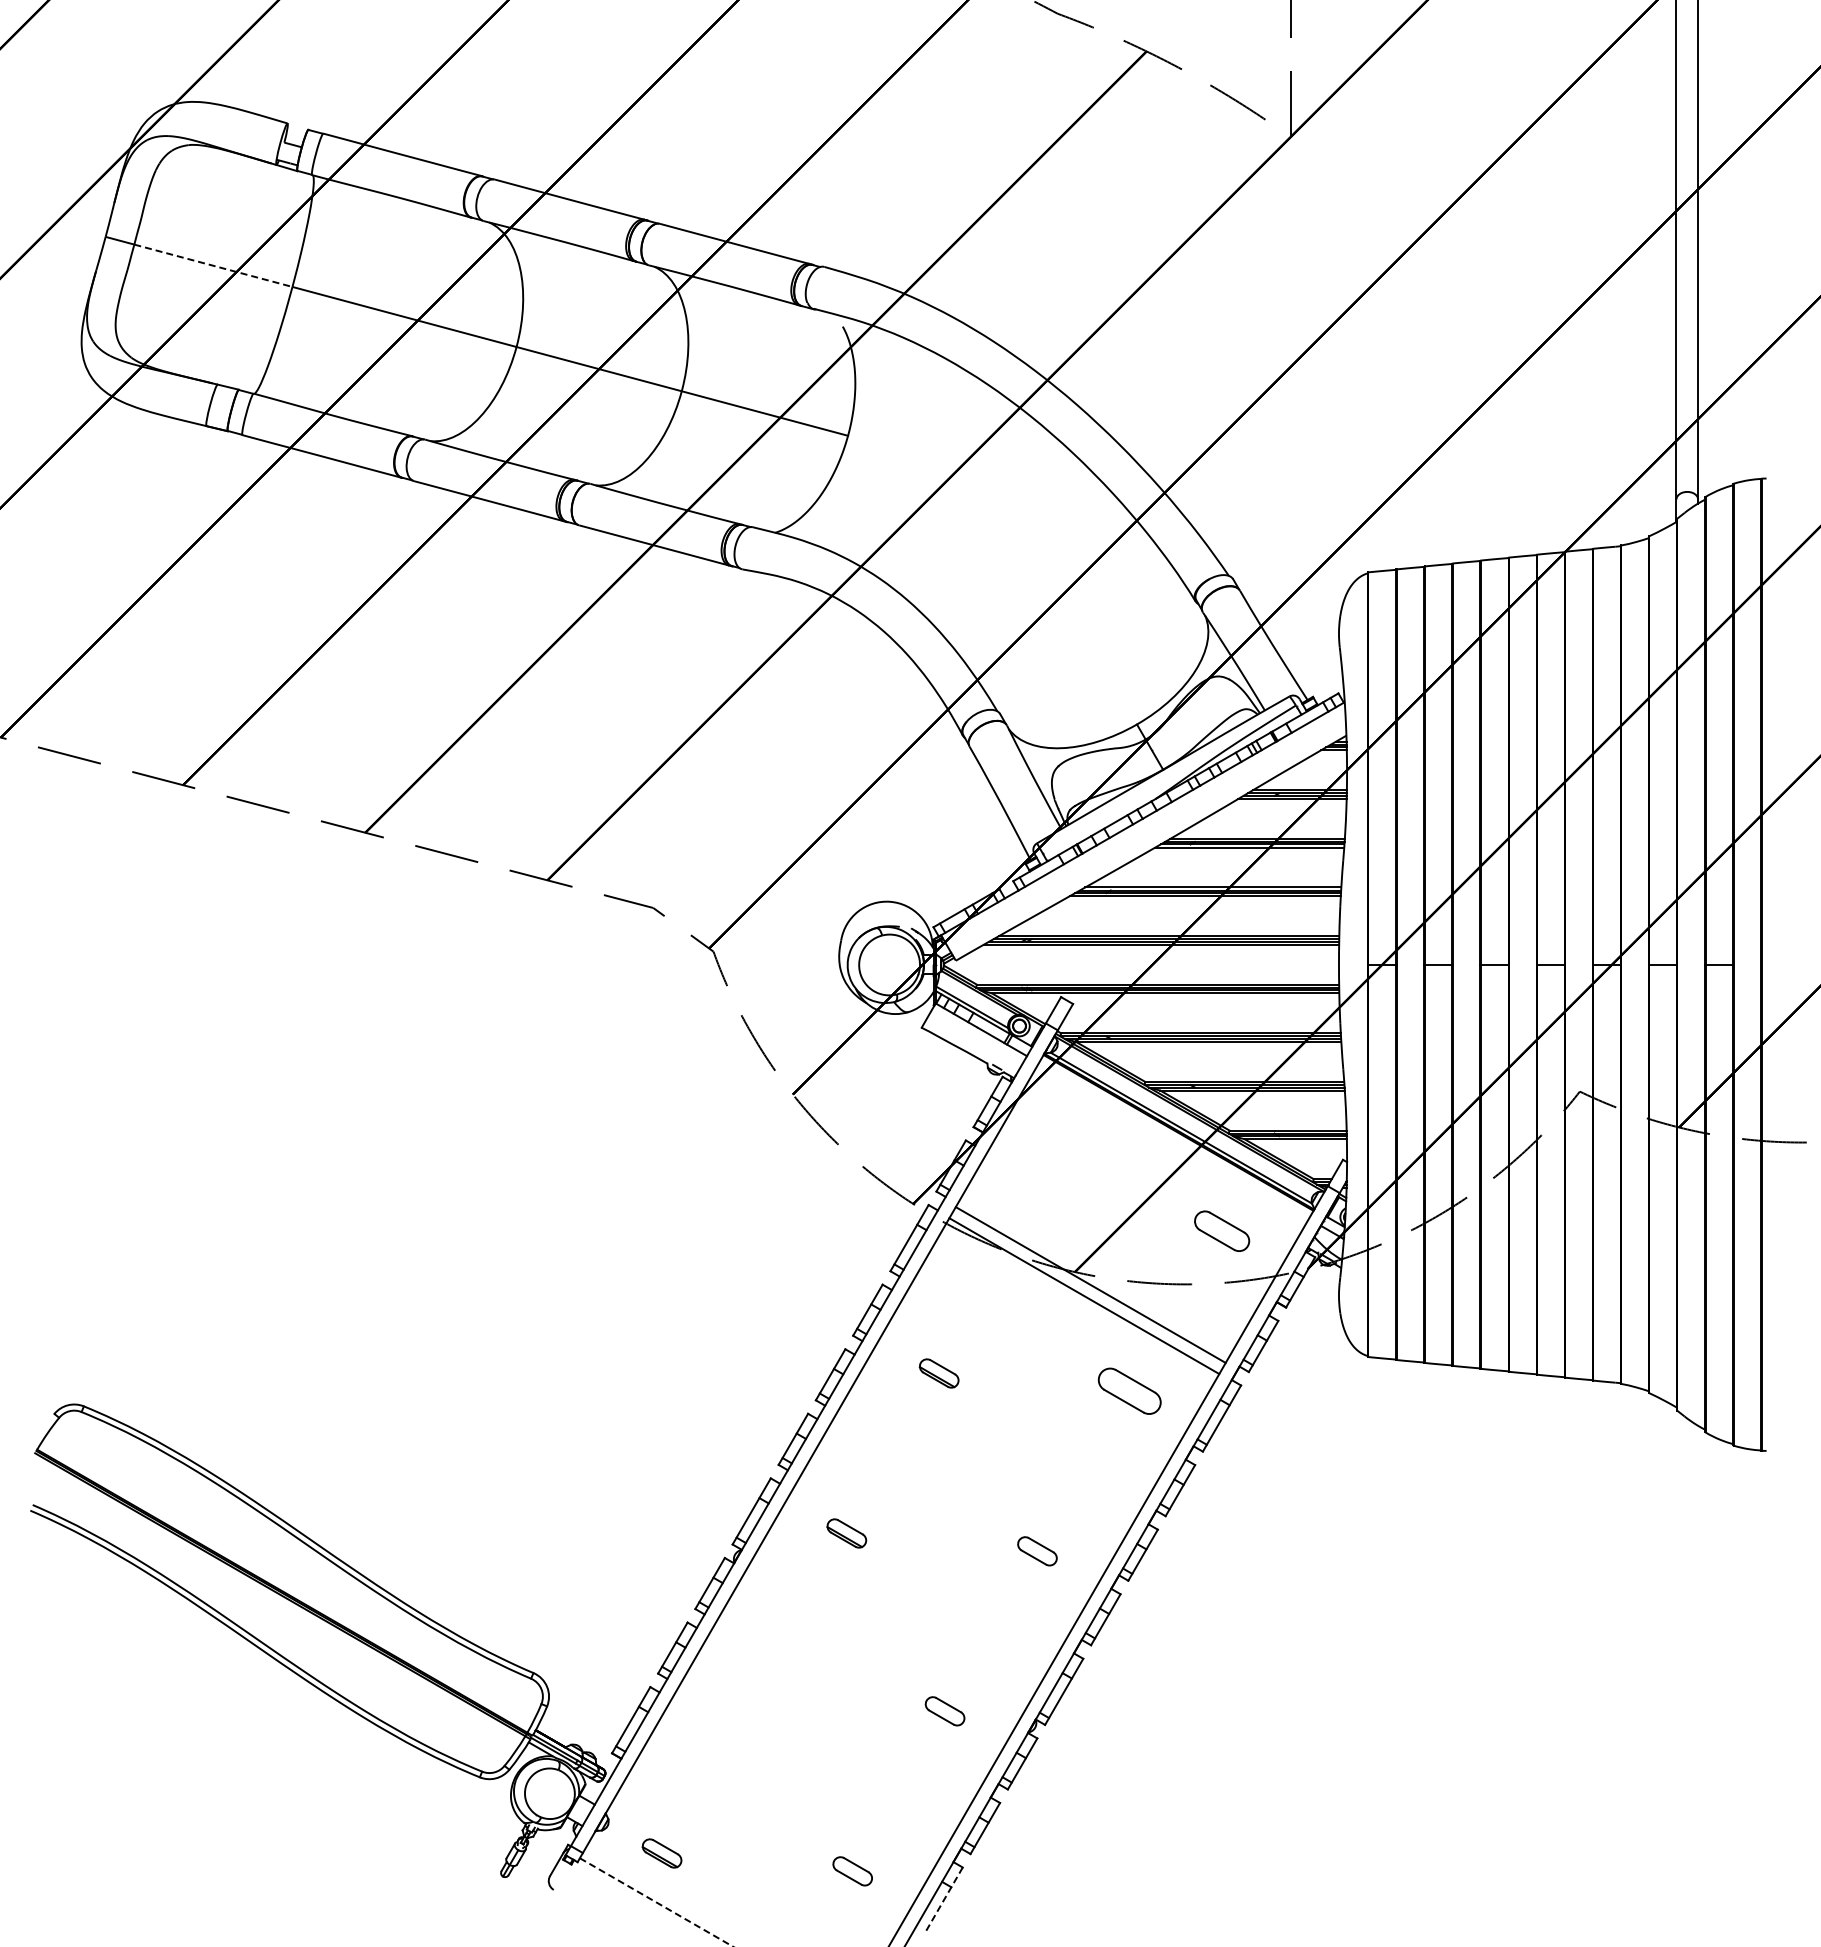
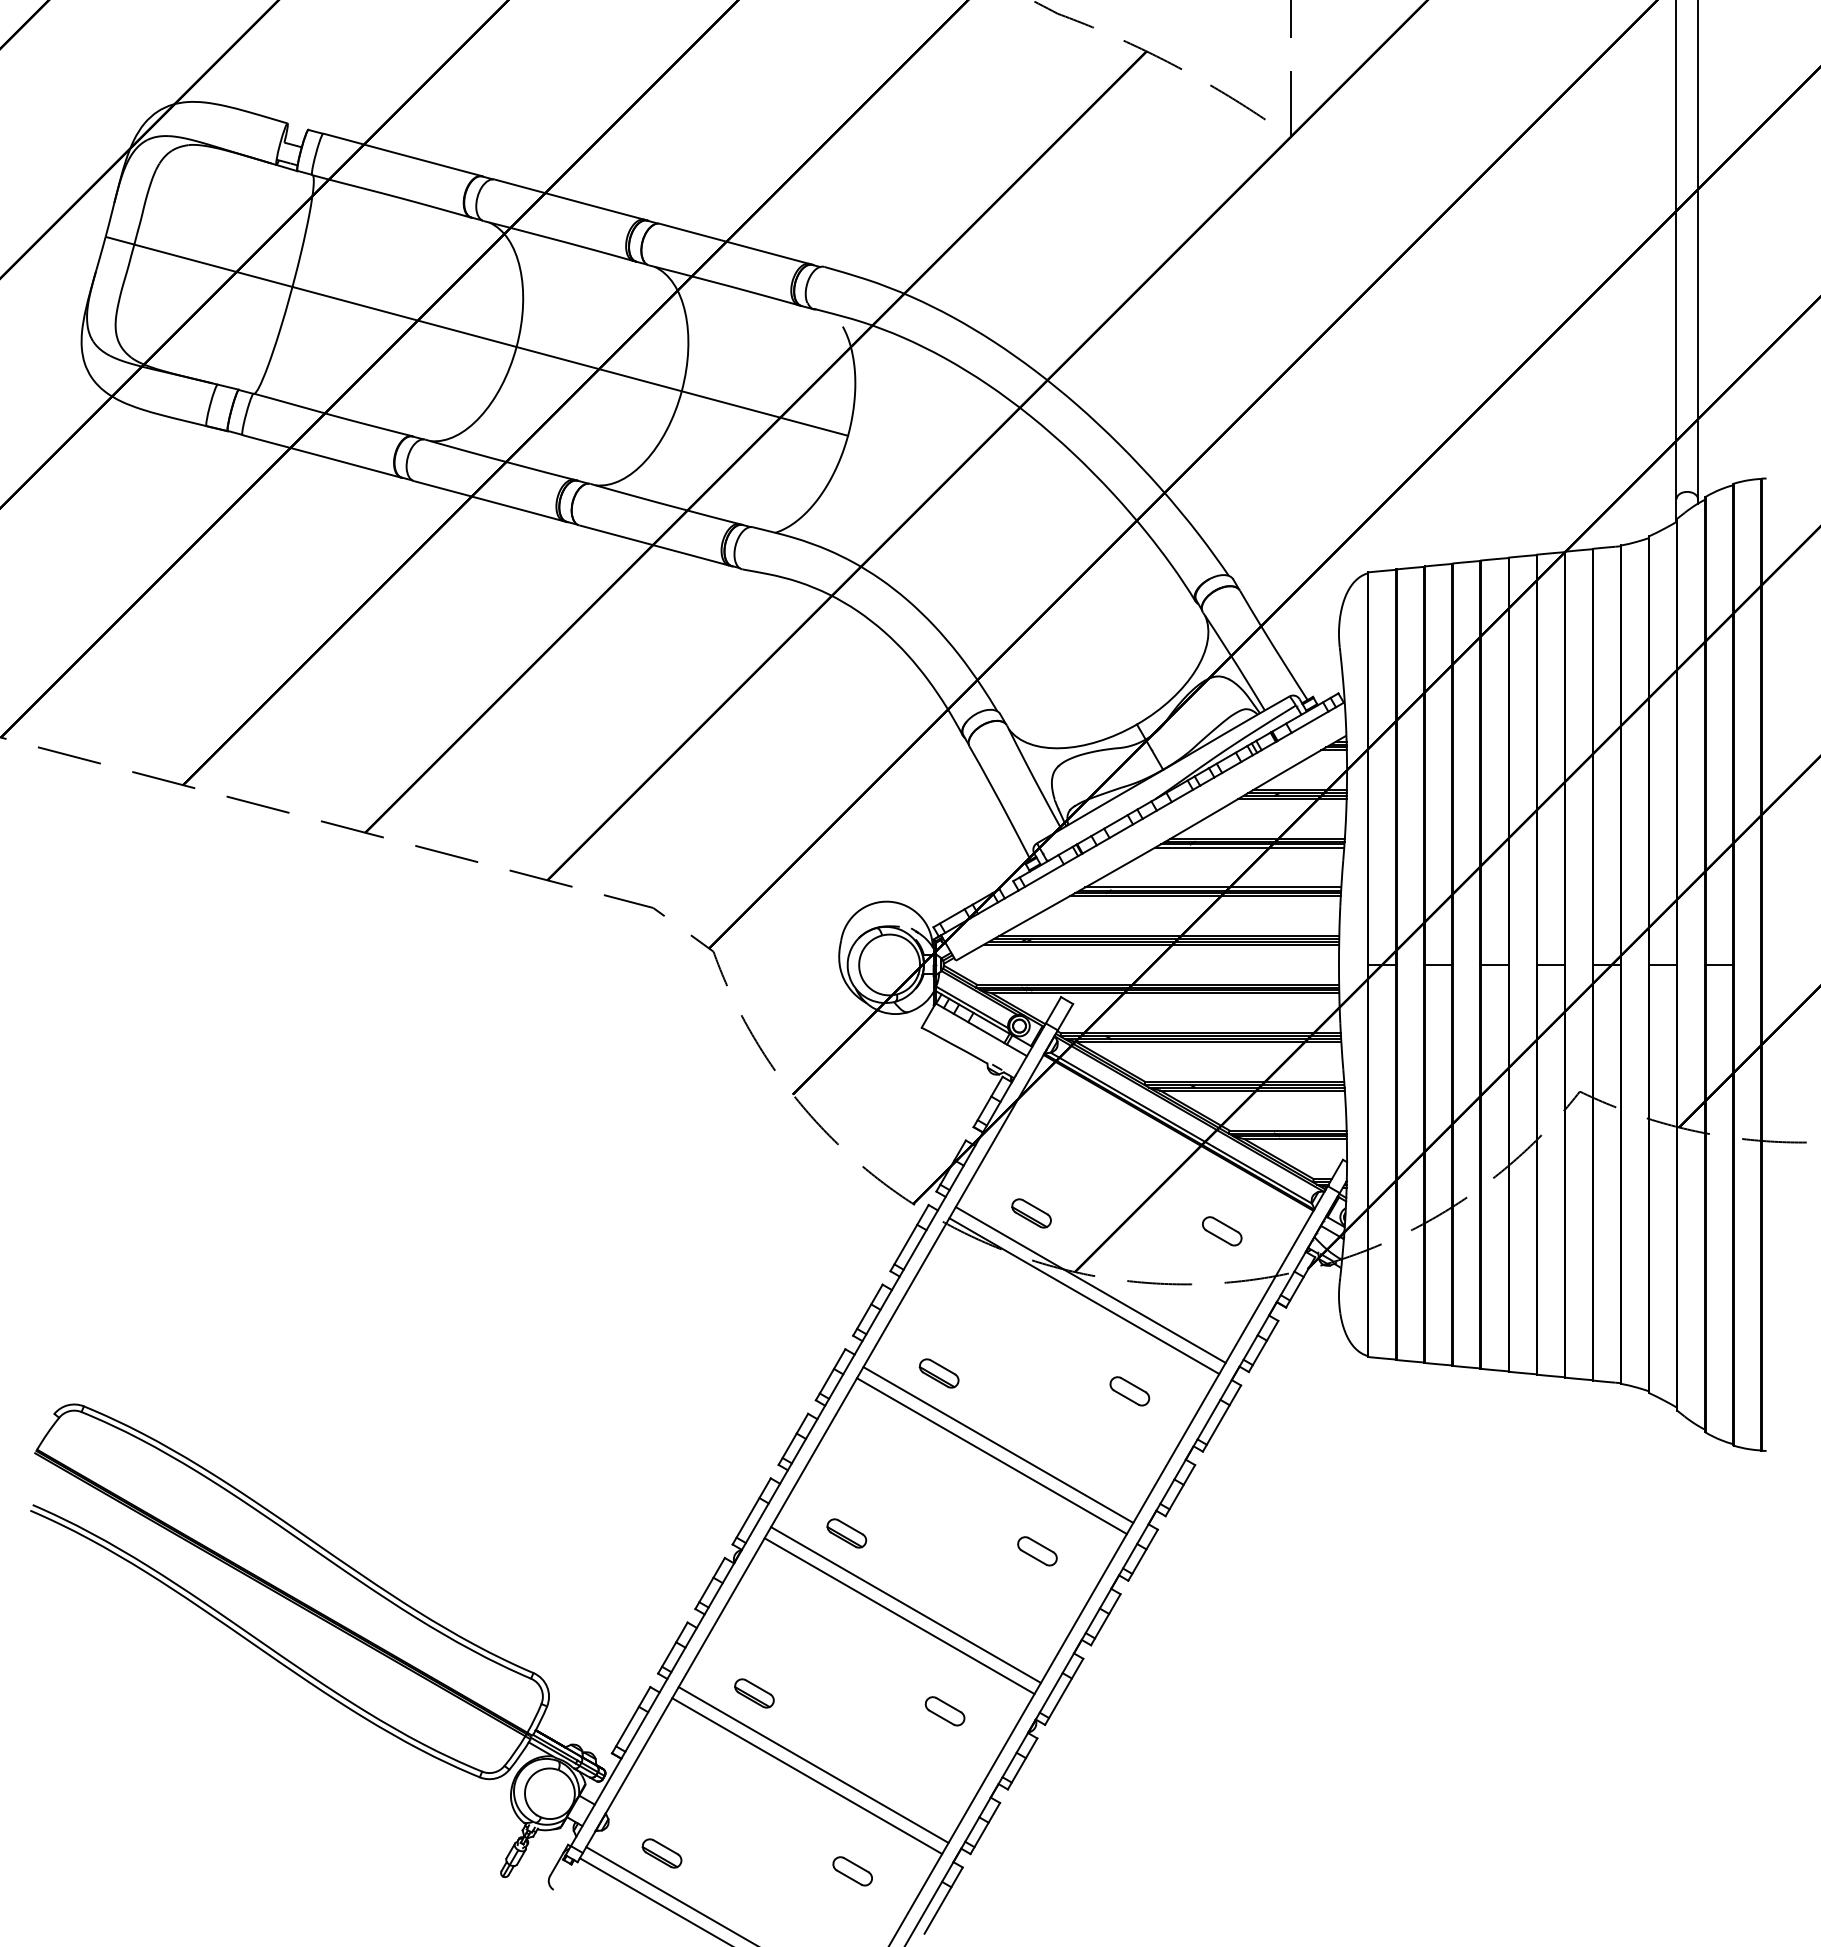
line: dashed -> solid (213, 265)
part: none -> present (1031, 1213)
part size: 57x42 px -> 41x31 px (1222, 1231)
part size: 65x48 px -> 42x31 px (1129, 1391)
line: none -> present (998, 1444)
line: none -> present (991, 1456)
line: none -> present (905, 1604)
line: none -> present (899, 1616)
part: none -> present (754, 1693)
line: none -> present (813, 1764)
line: none -> present (807, 1776)
line: none -> present (669, 1895)
line: dashed -> solid (943, 1901)
line: dashed -> solid (656, 1902)
